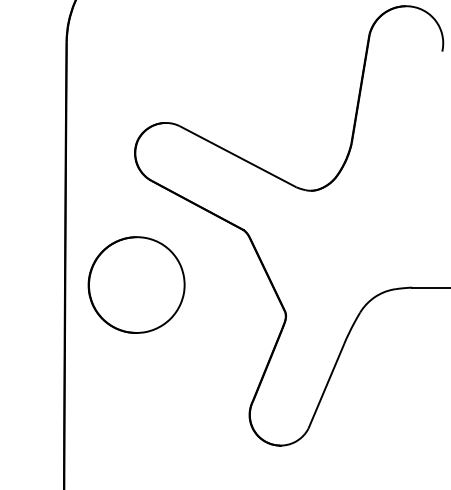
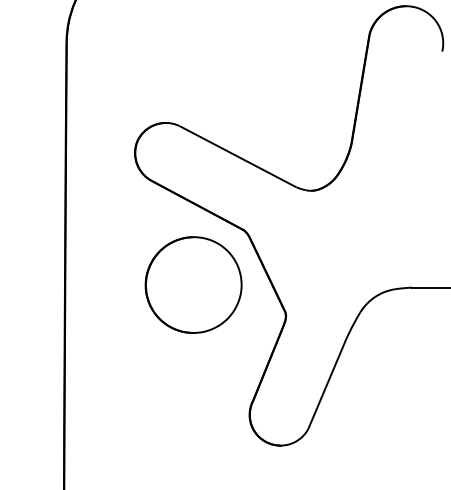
part position: (136, 284) -> (193, 284) (193, 284)
